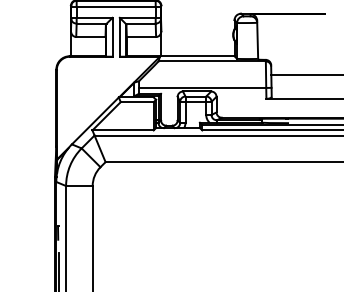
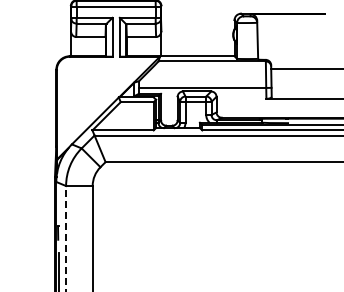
line position: (305, 74) -> (305, 68) (305, 68)
line: solid -> dashed (66, 238)
